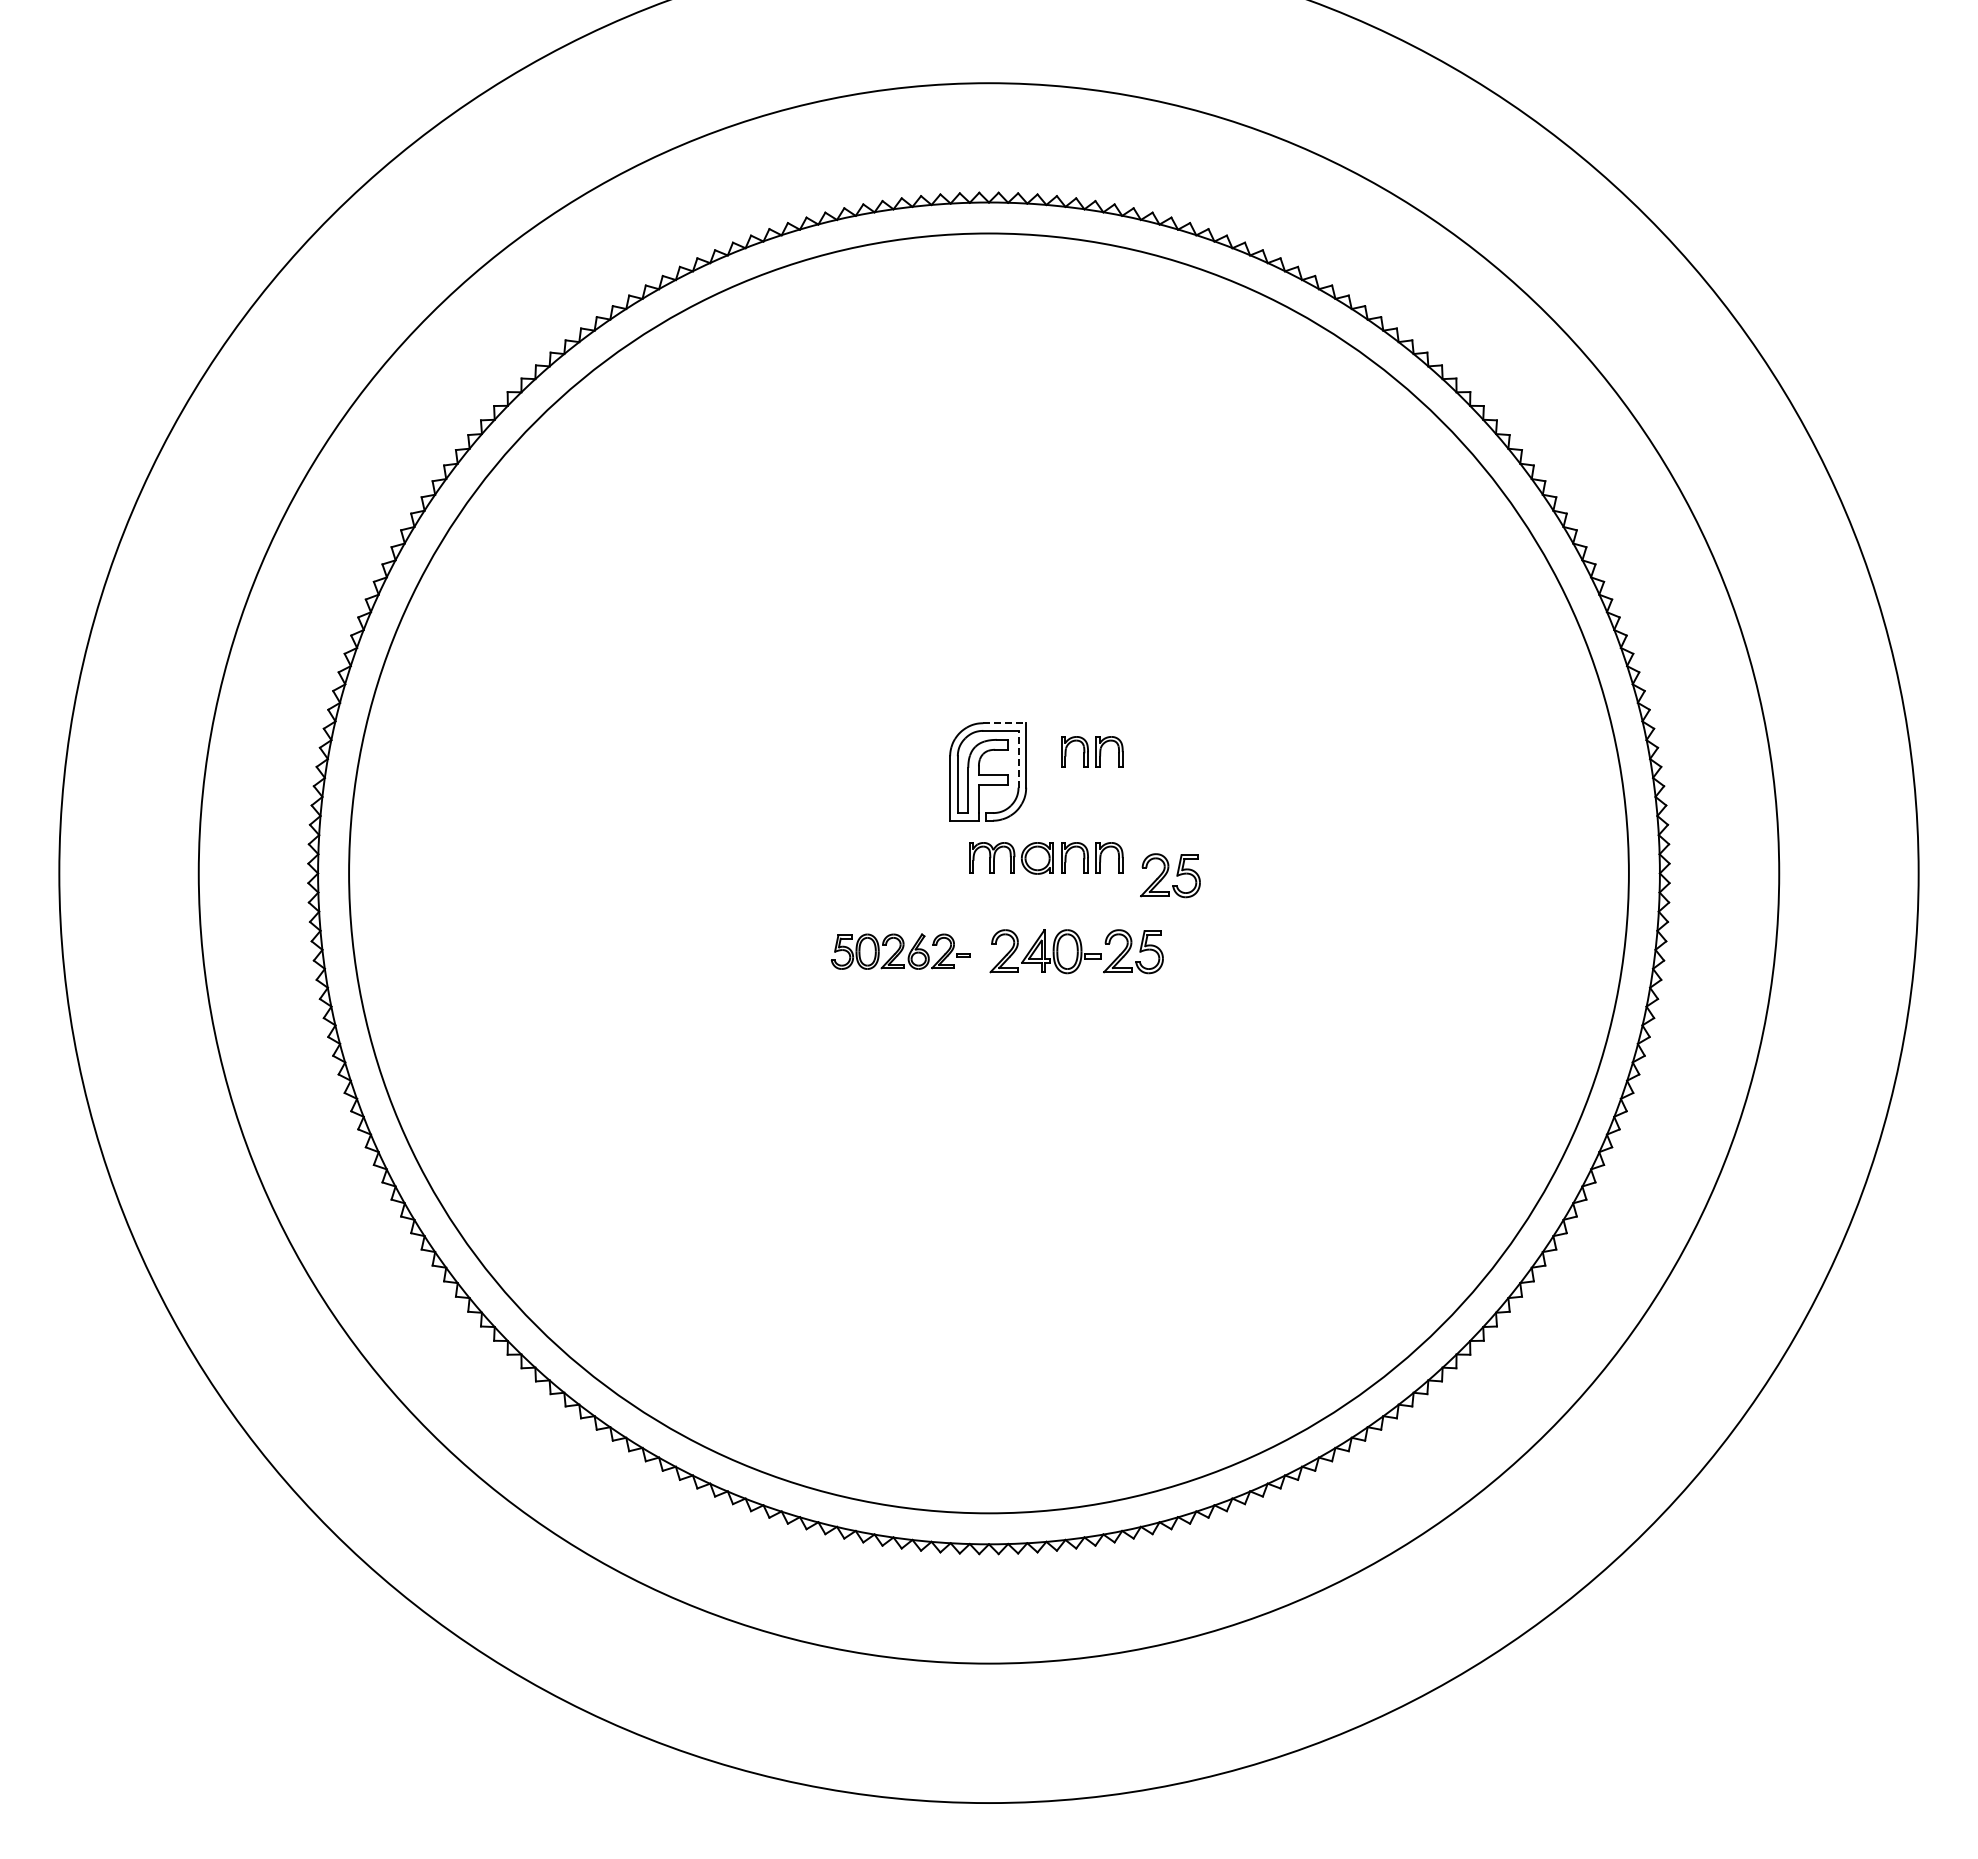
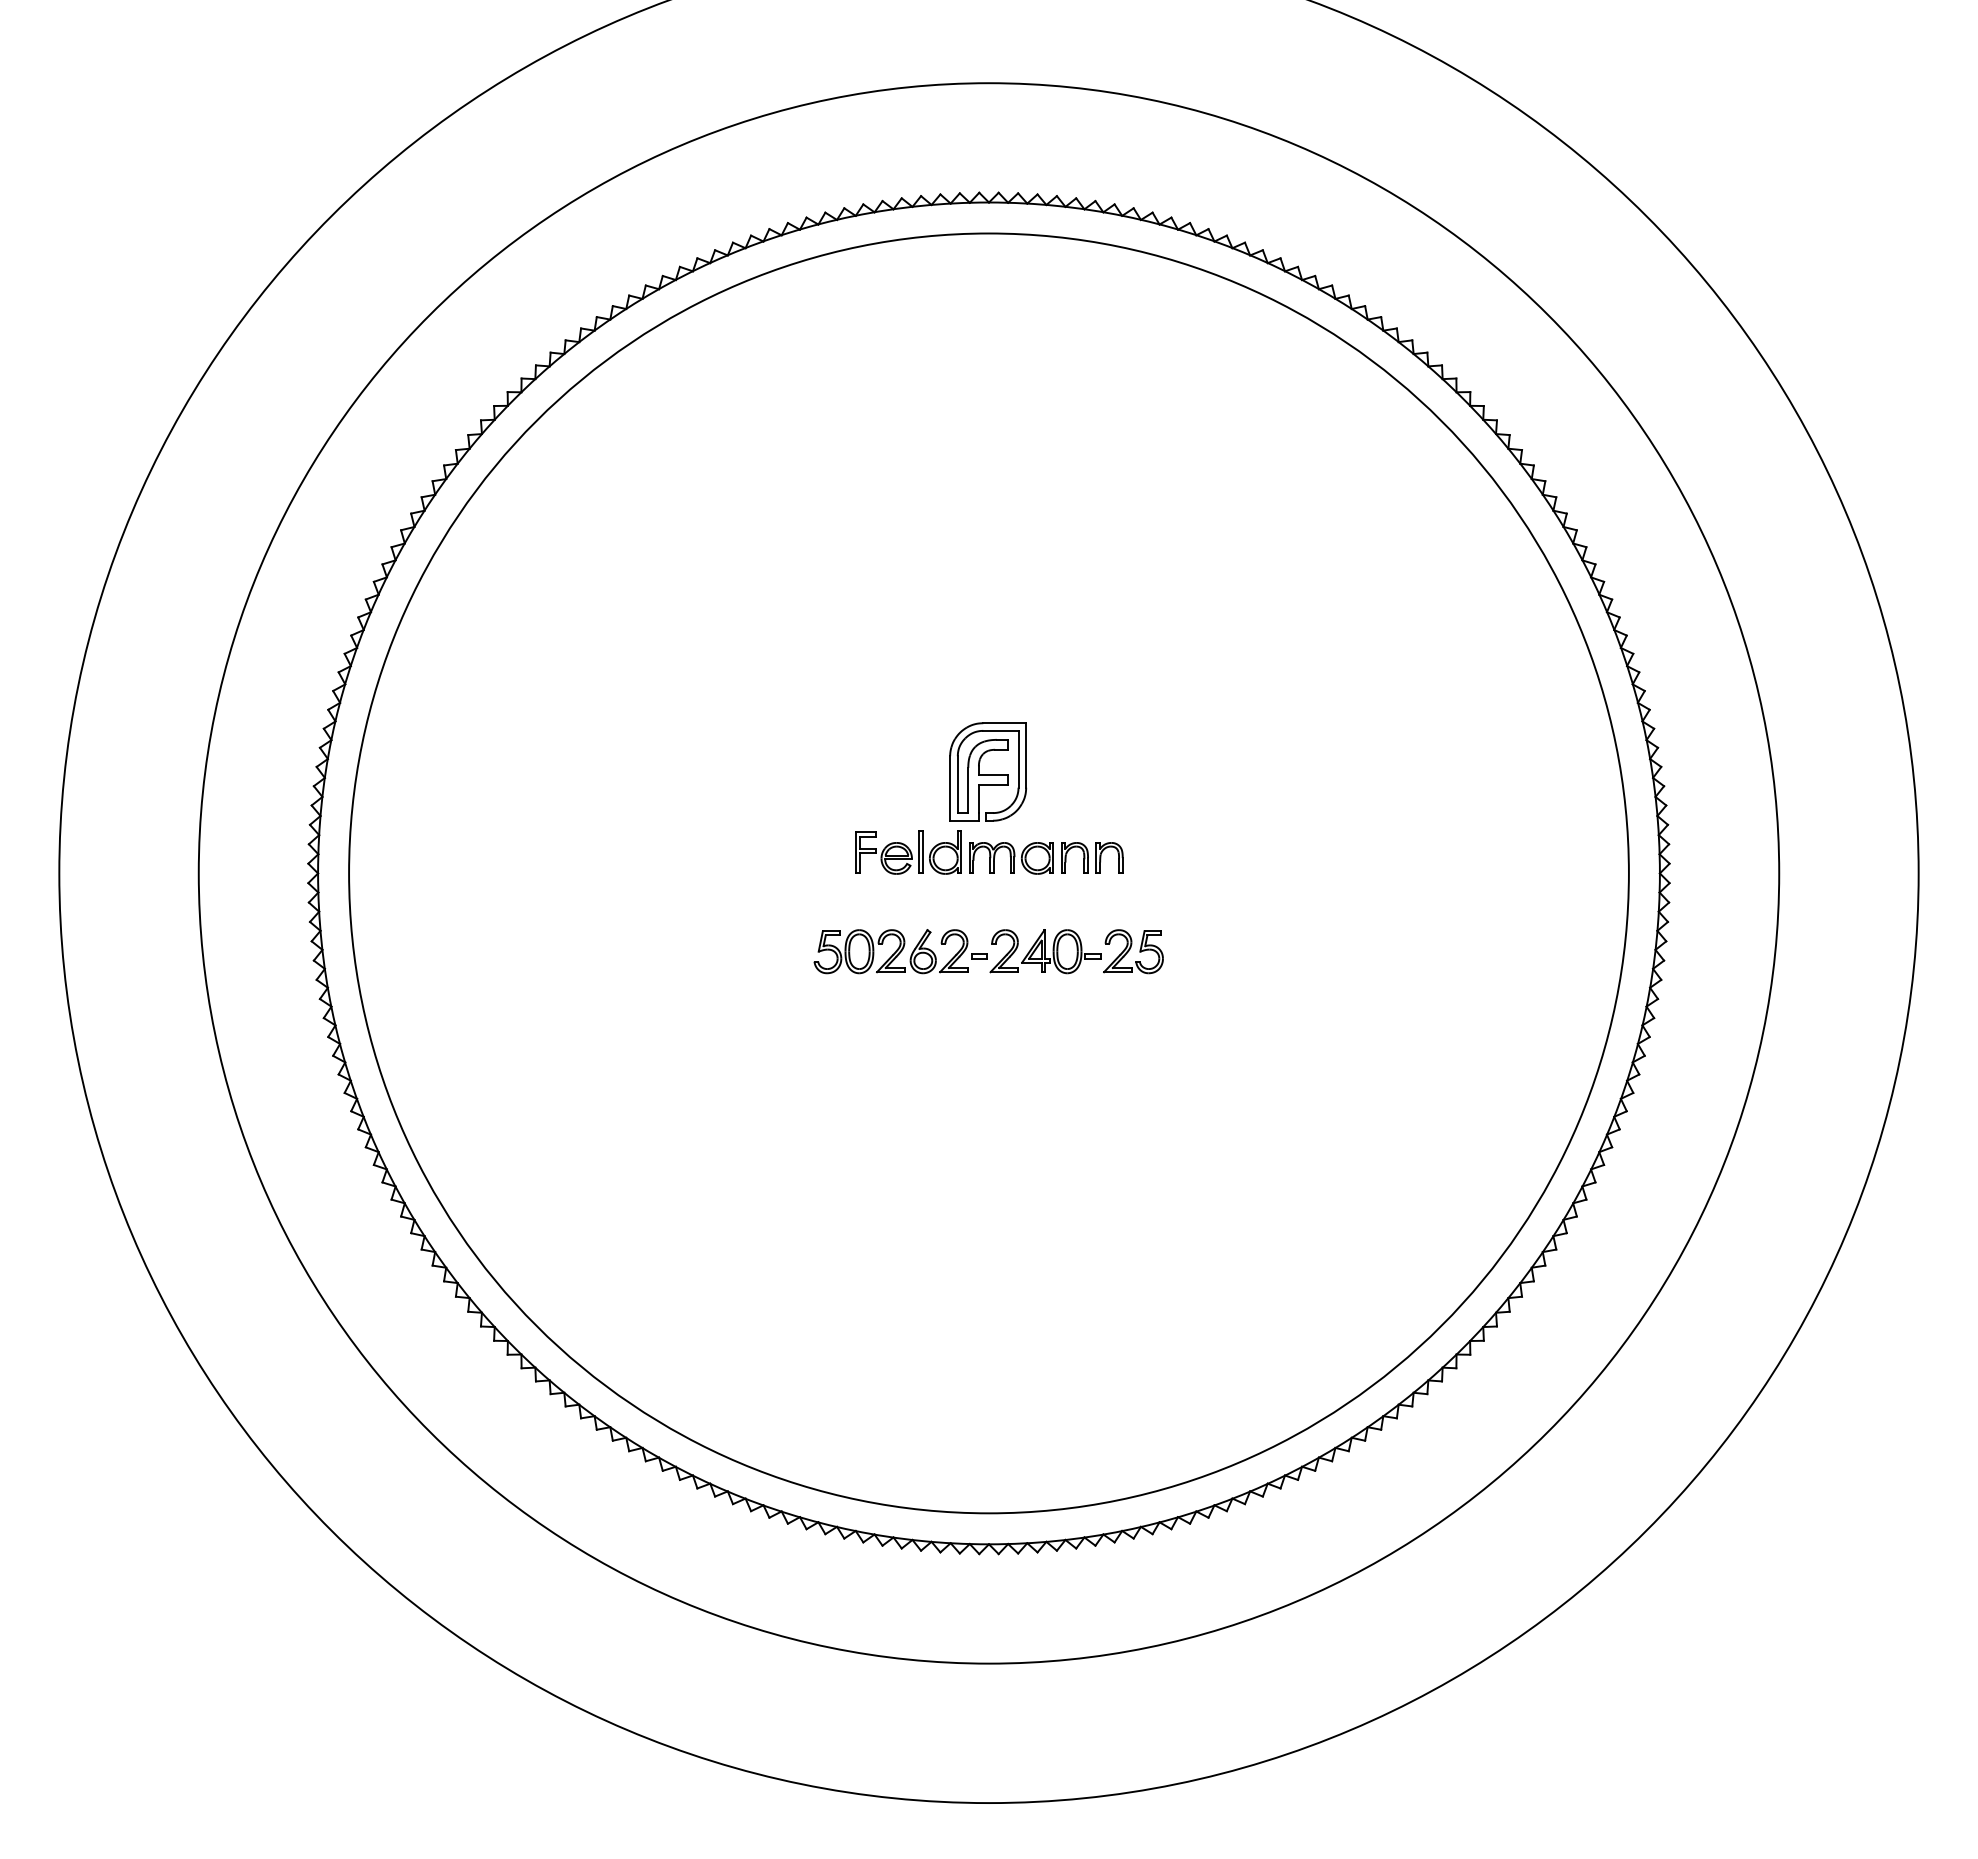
line: dashed -> solid (1005, 723)
part: present -> none (1092, 751)
line: dashed -> solid (1018, 758)
part: none -> present (908, 852)
part: present -> none (1170, 875)
part size: 141x37 px -> 175x46 px (900, 951)
